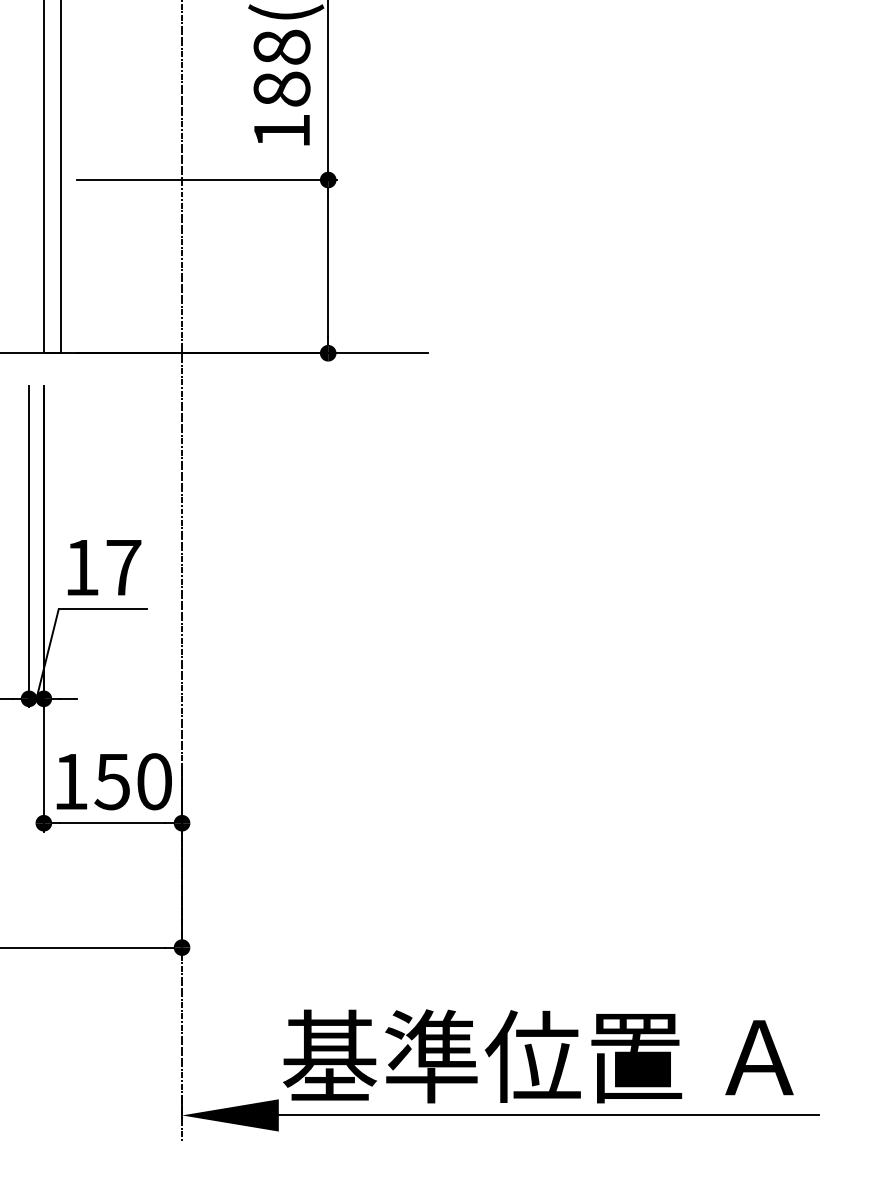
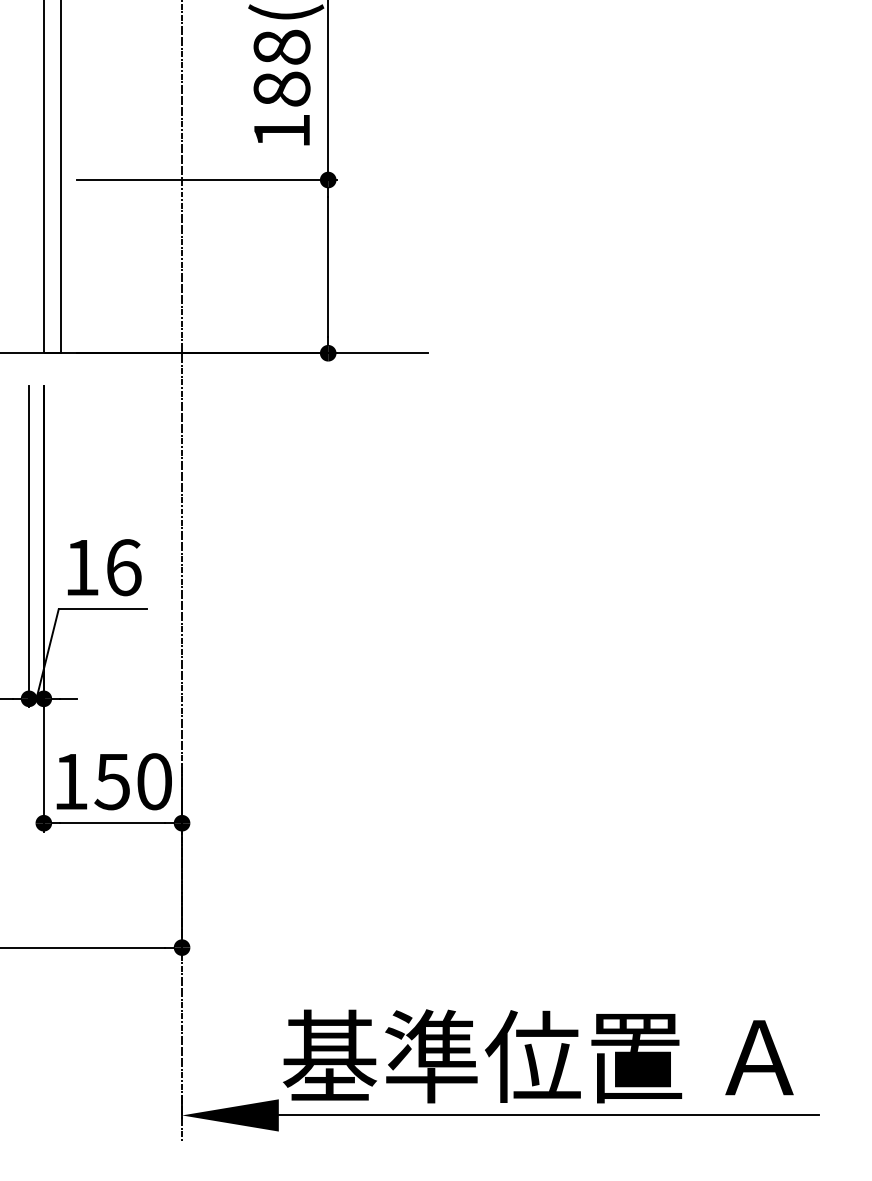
text: 17 -> 16 (123, 567)
